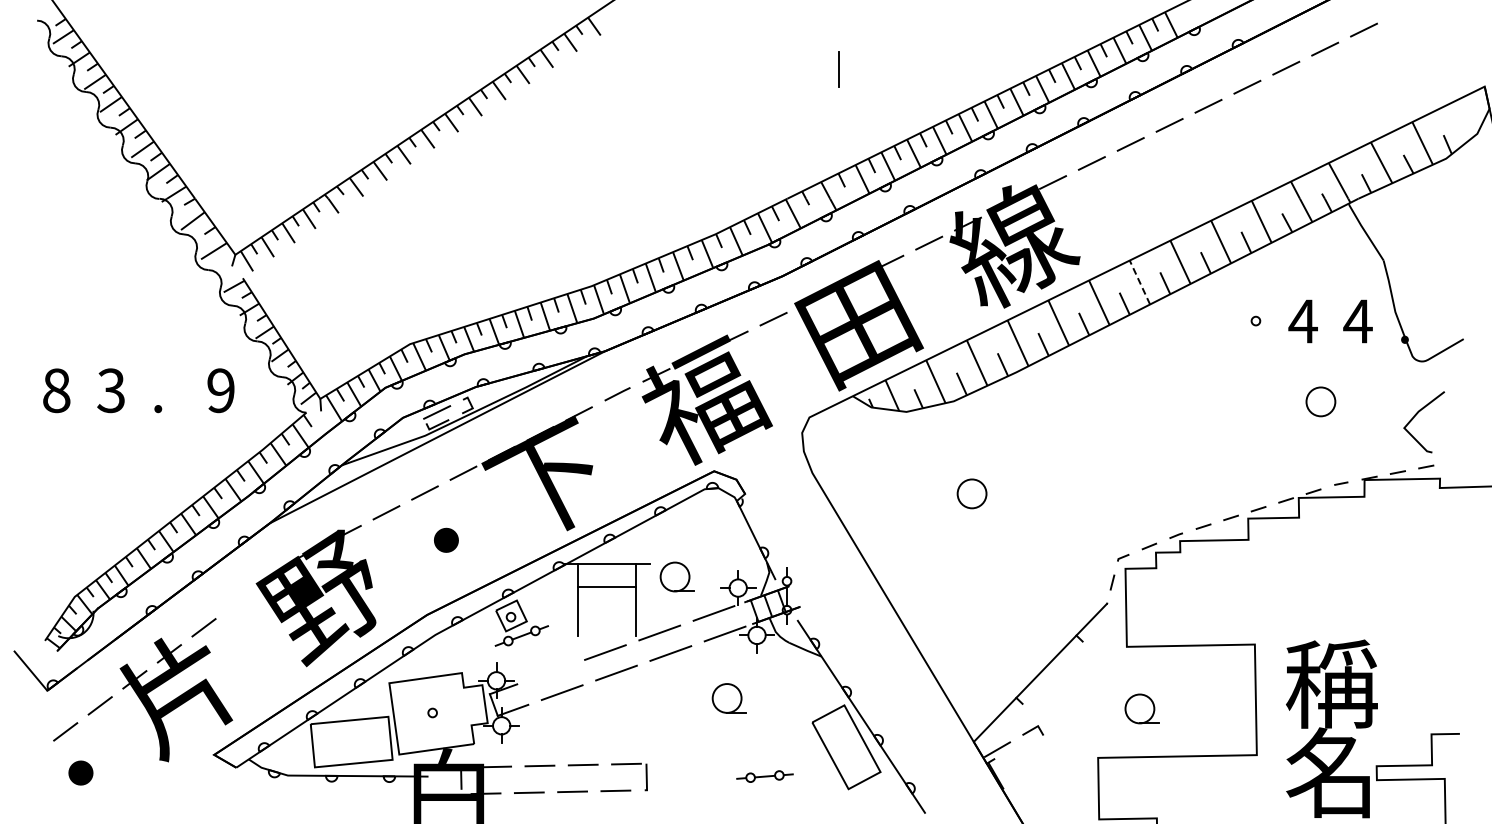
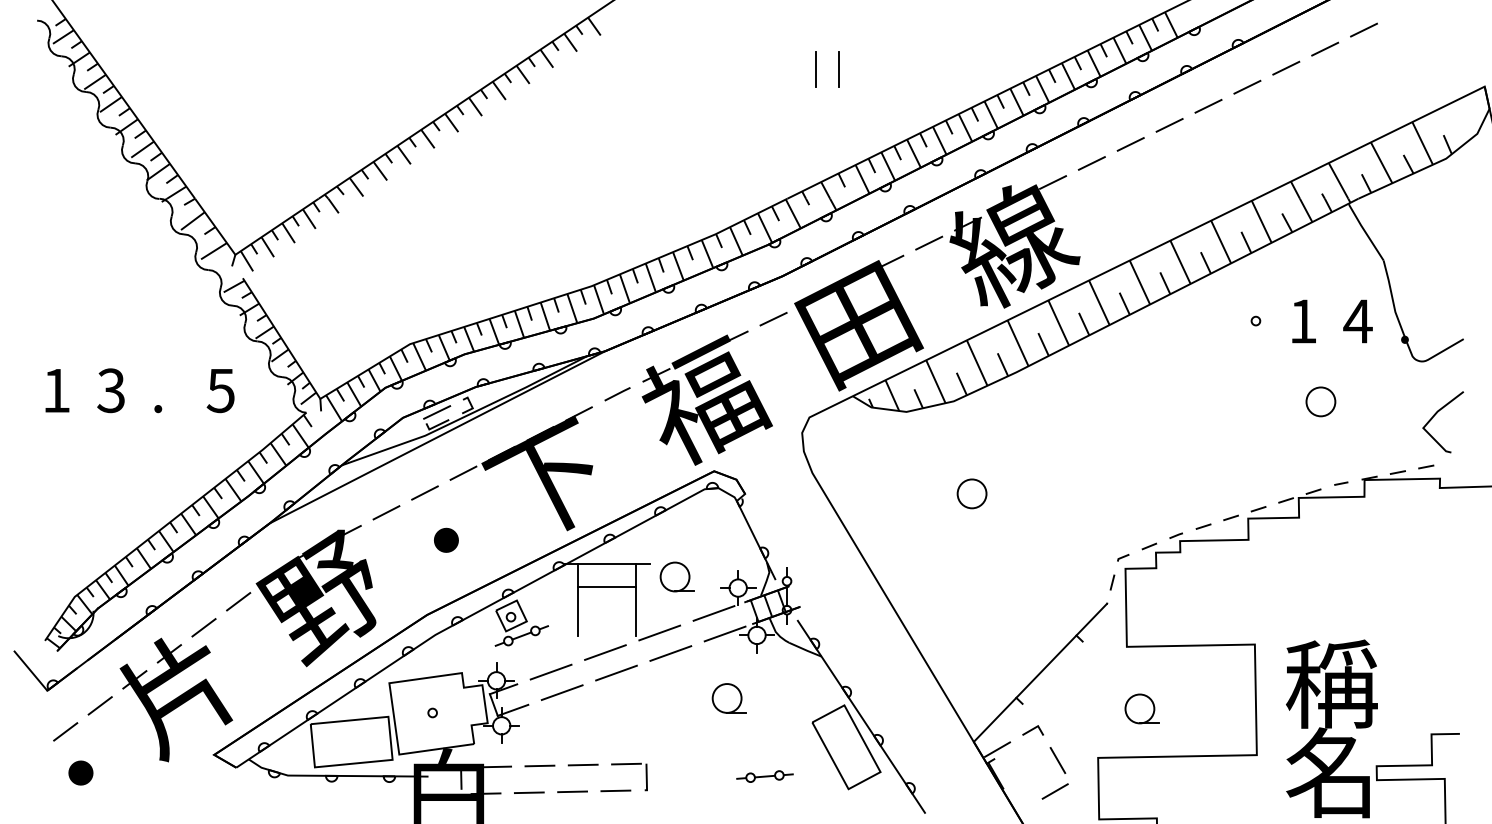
line: none -> present (815, 69)
line: dashed -> solid (1139, 282)
text: 4 -> 1 (1302, 321)
text: 8 -> 1 (56, 390)
text: 9 -> 5 (220, 390)
line position: (1416, 415) -> (1435, 415) (1435, 415)
line: none -> present (238, 601)
line: none -> present (550, 671)
line: none -> present (1057, 760)
line: none -> present (1054, 791)
